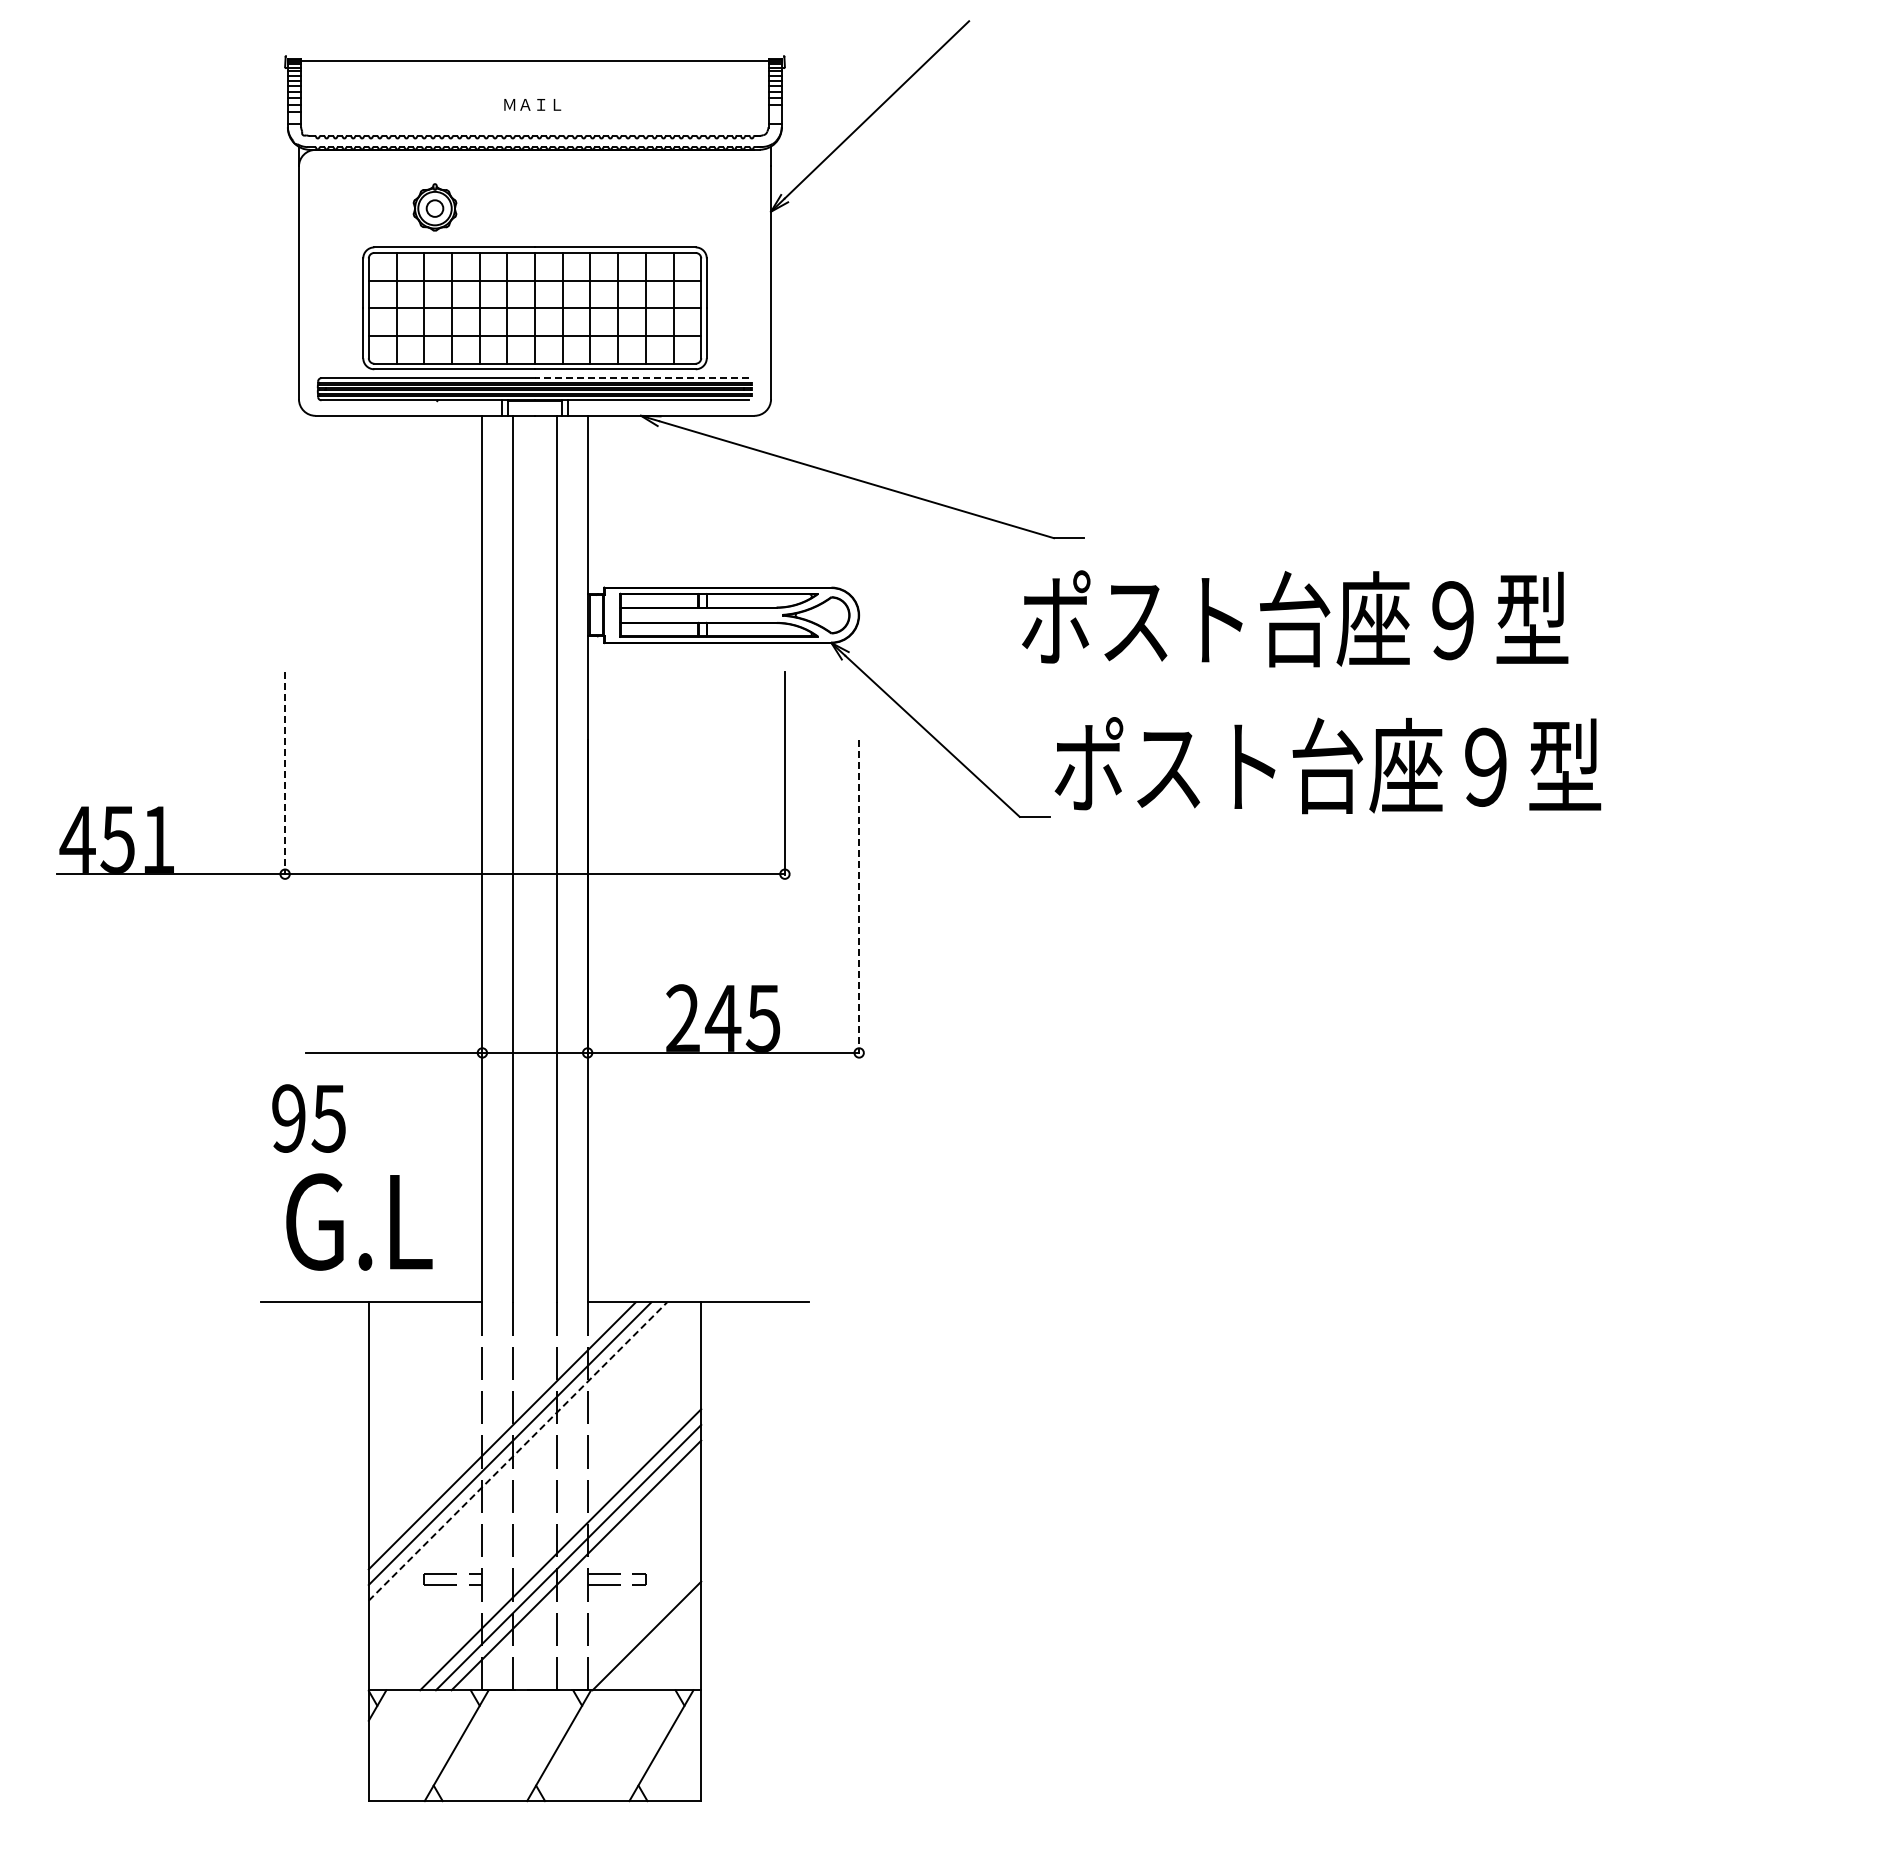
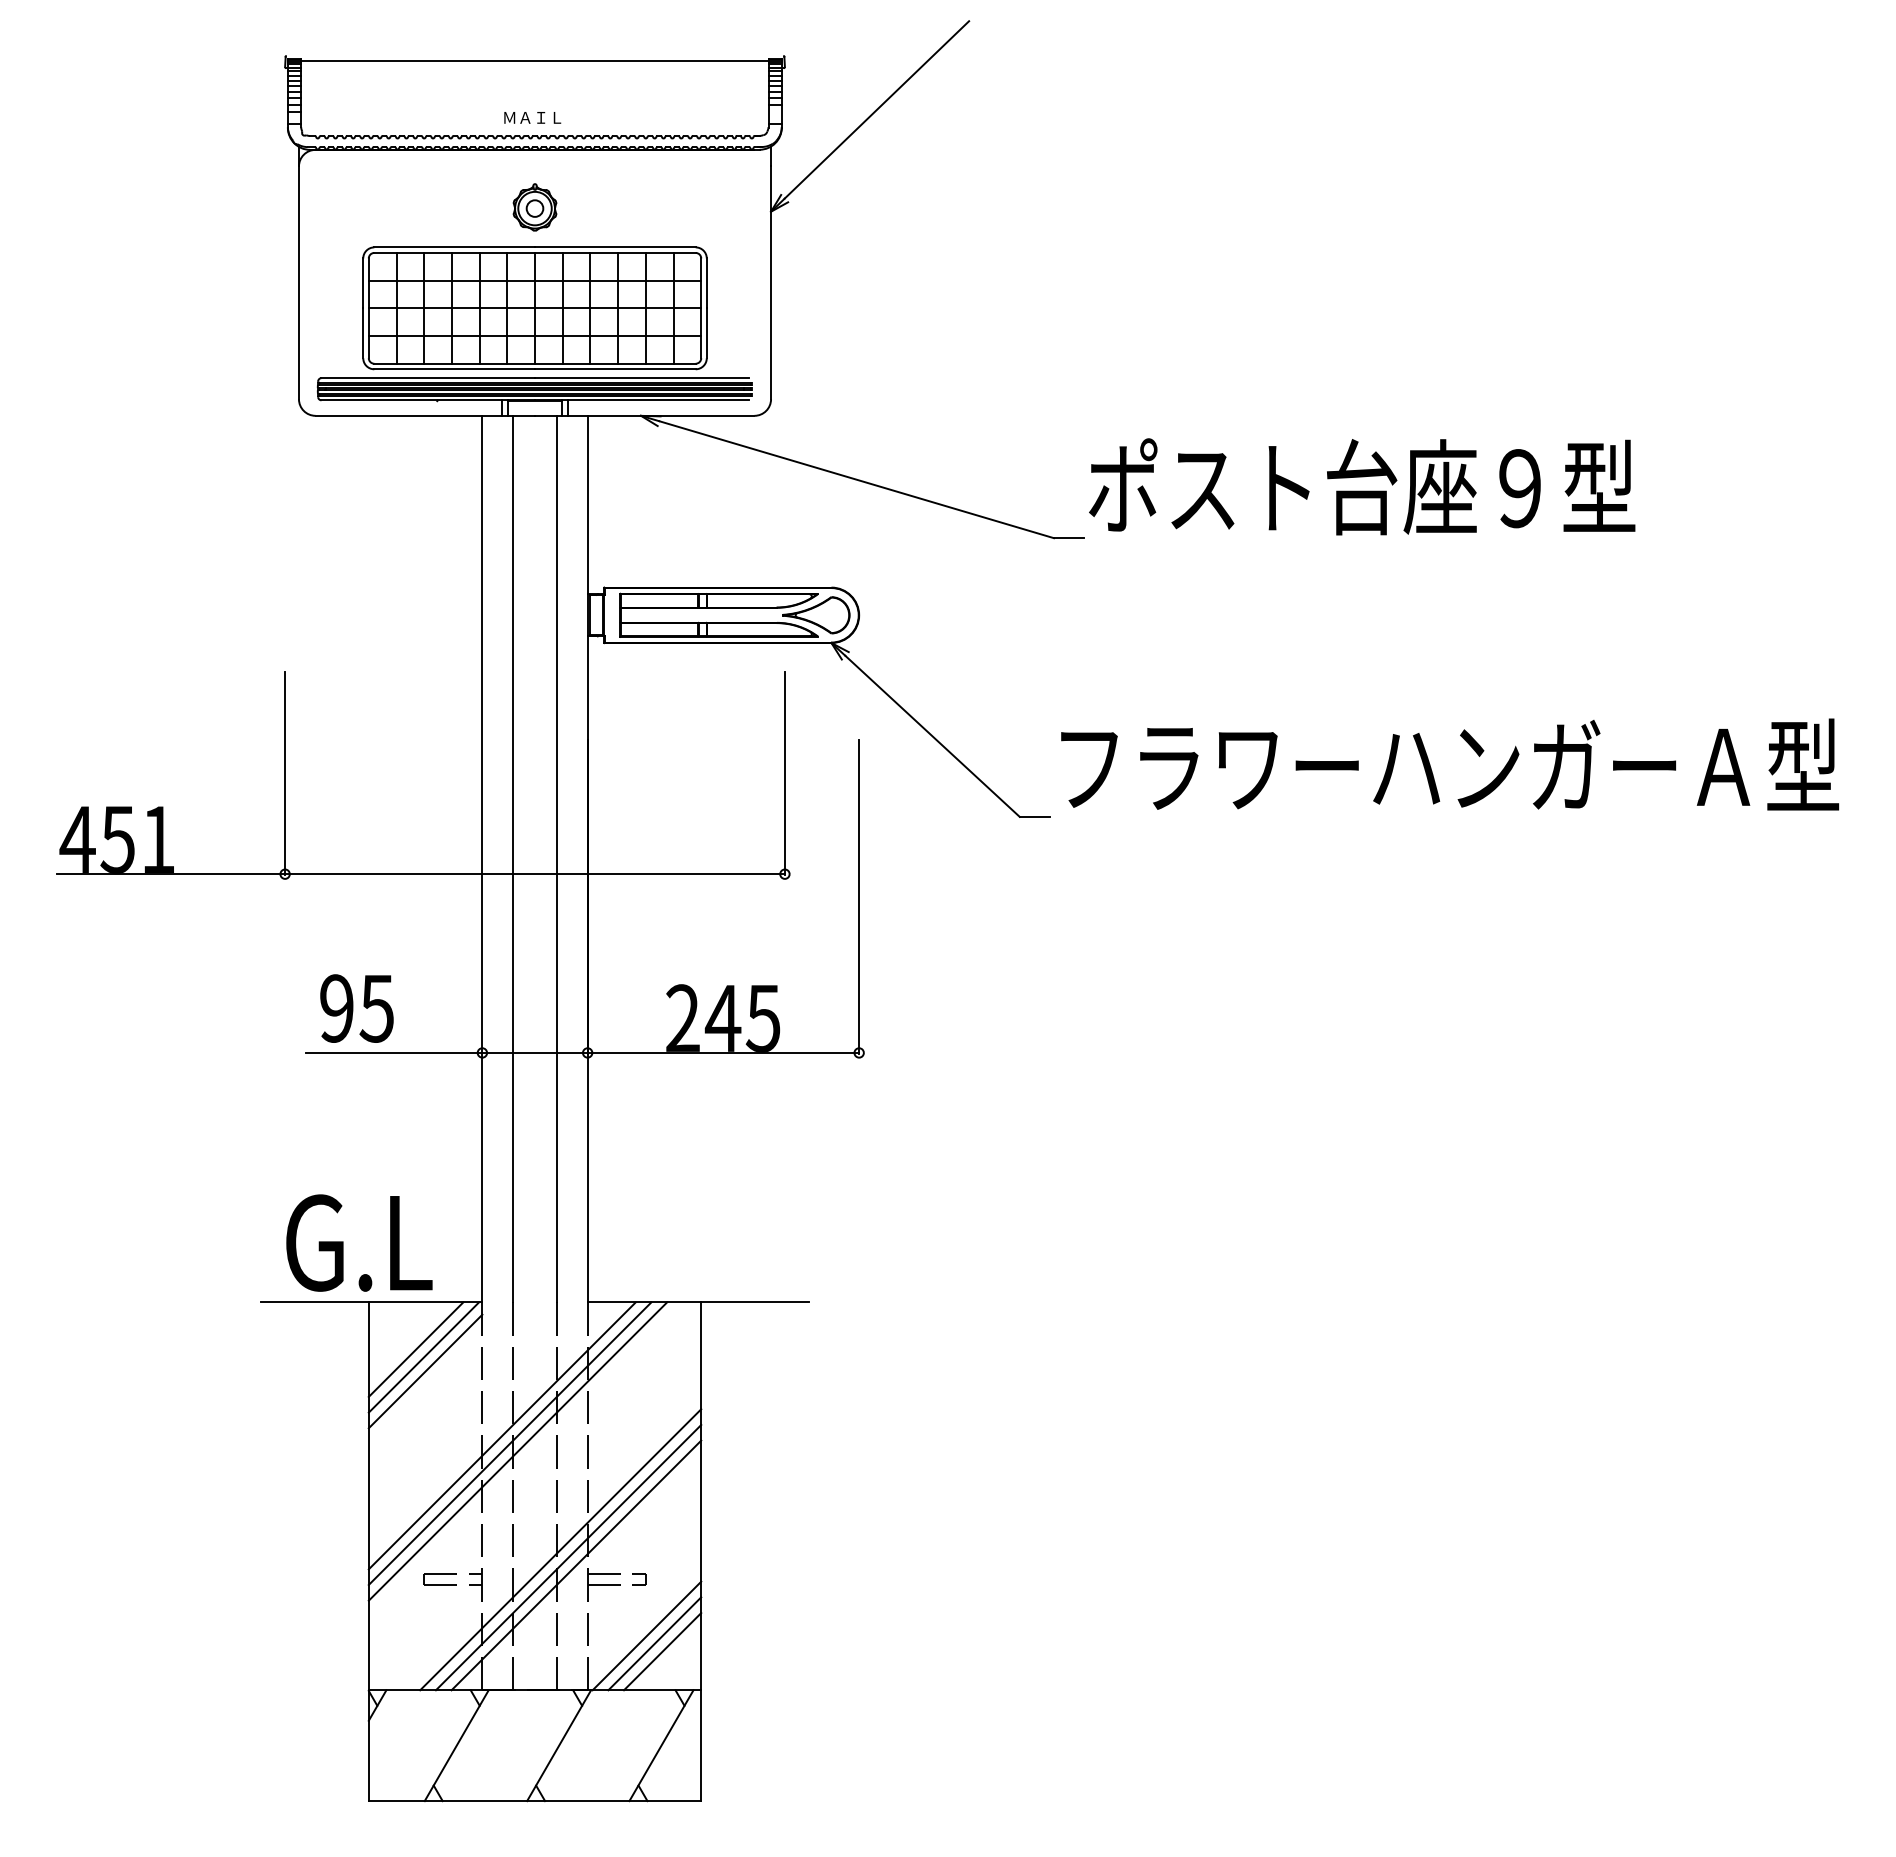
text position: (532, 104) -> (532, 117) (532, 117)
part position: (434, 207) -> (534, 207) (534, 207)
line: dashed -> solid (641, 378)
text position: (1295, 618) -> (1362, 486) (1362, 486)
text: ポスト台座９型 -> フラワーハンガーＡ型 (1446, 765)
line: dashed -> solid (285, 774)
line: dashed -> solid (859, 897)
text position: (308, 1118) -> (356, 1008) (356, 1008)
text position: (359, 1221) -> (359, 1242) (359, 1242)
line: none -> present (415, 1349)
line: none -> present (423, 1357)
line: none -> present (425, 1371)
line: dashed -> solid (517, 1451)
line: none -> present (654, 1643)
line: none -> present (662, 1651)
